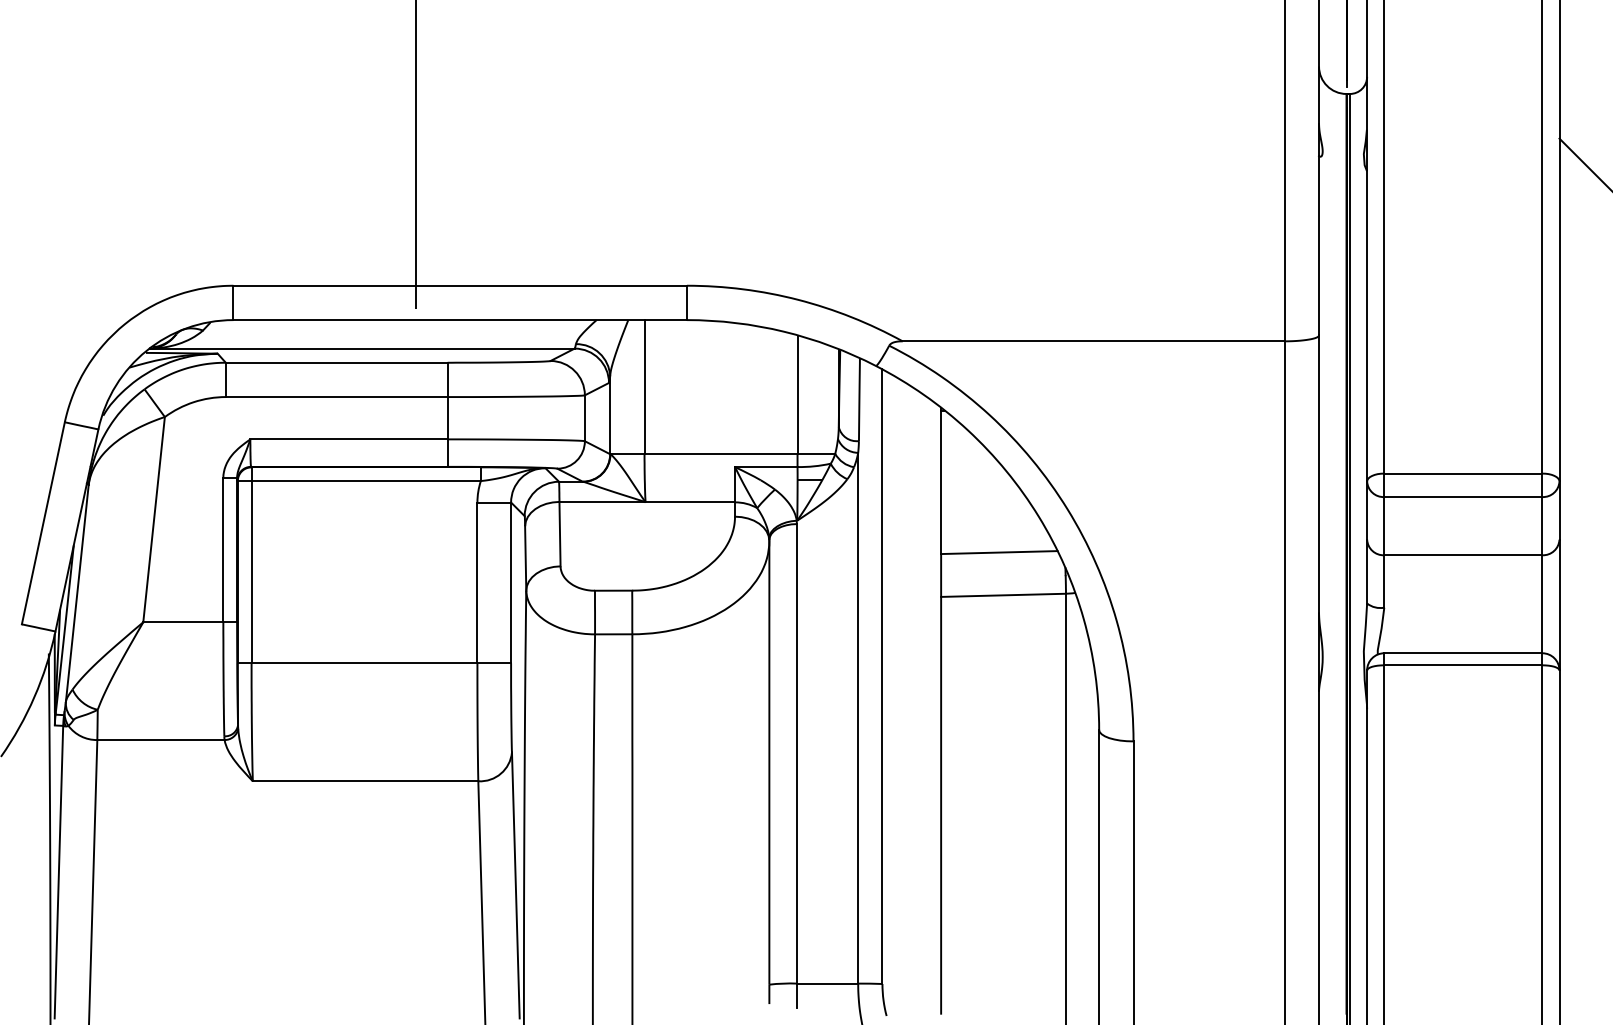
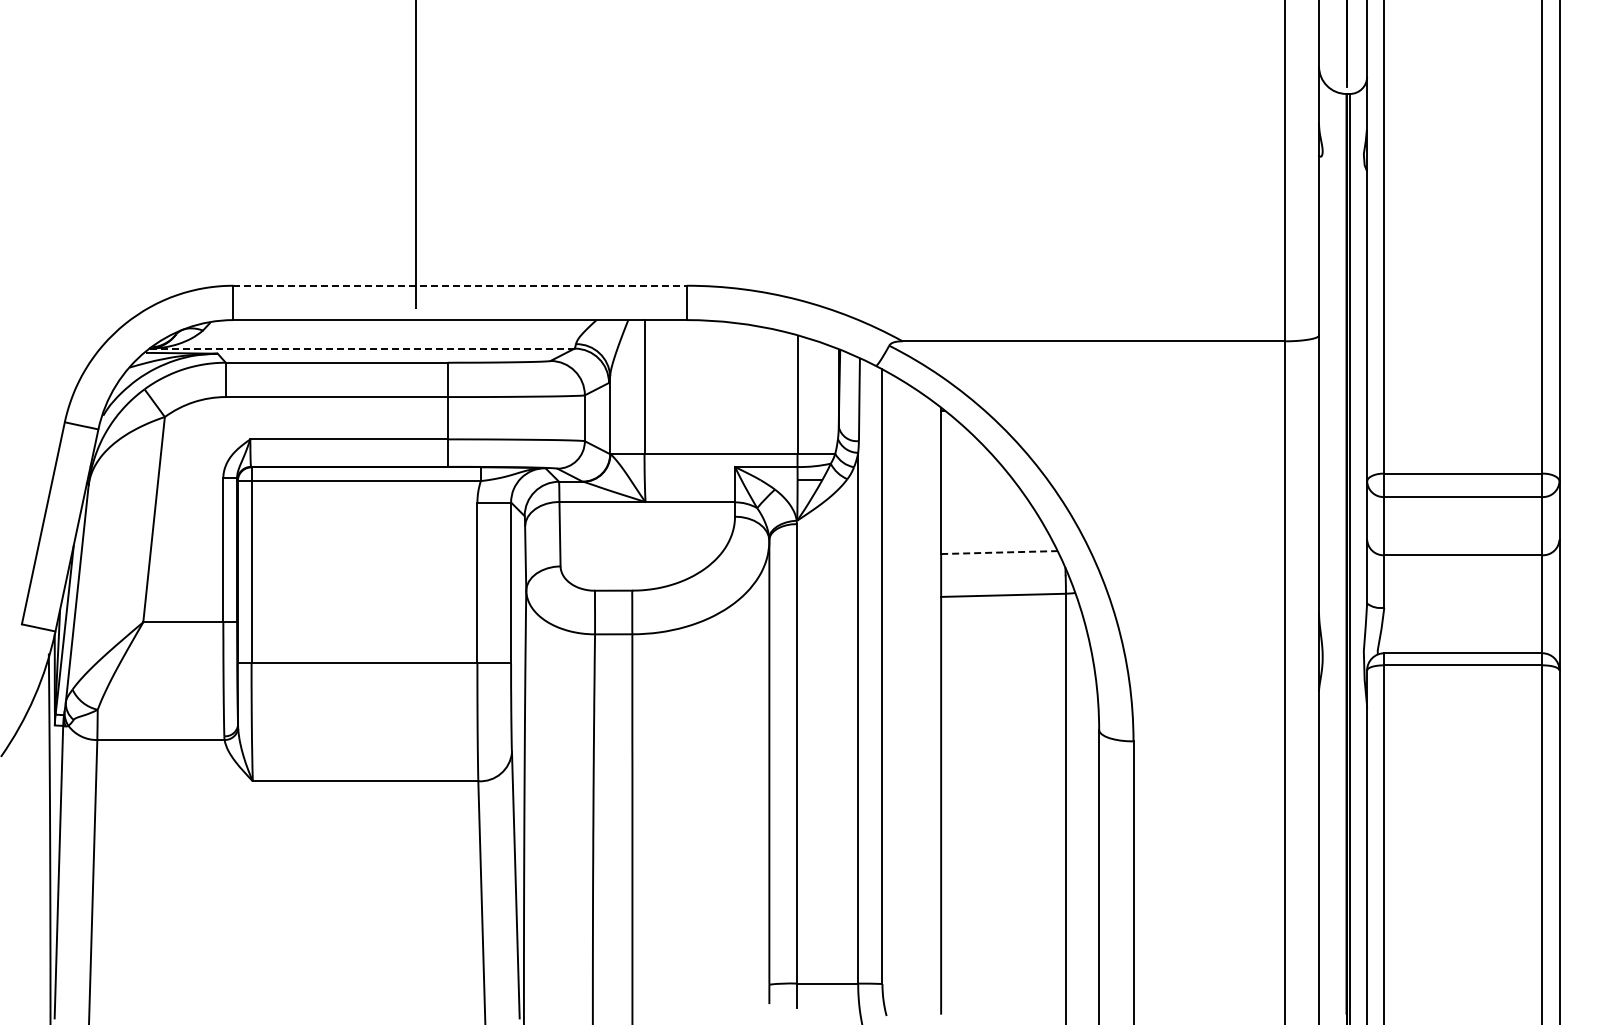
line: present -> none (1584, 163)
line: solid -> dashed (460, 285)
line: solid -> dashed (361, 348)
line: solid -> dashed (999, 552)
